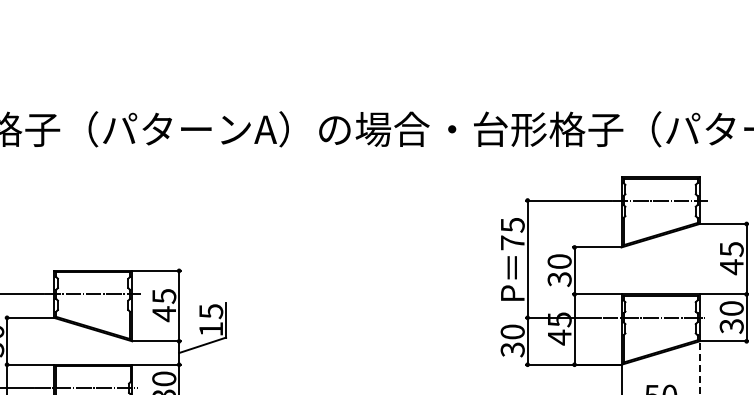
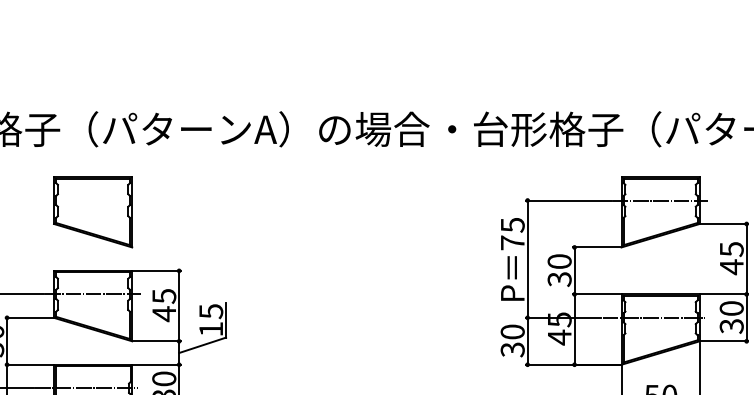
part: none -> present (93, 212)
line: dashed -> solid (699, 368)
